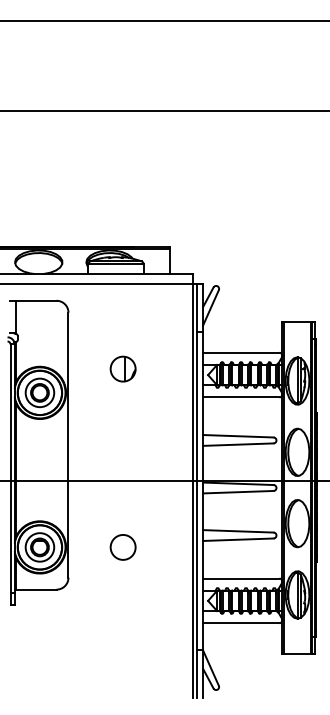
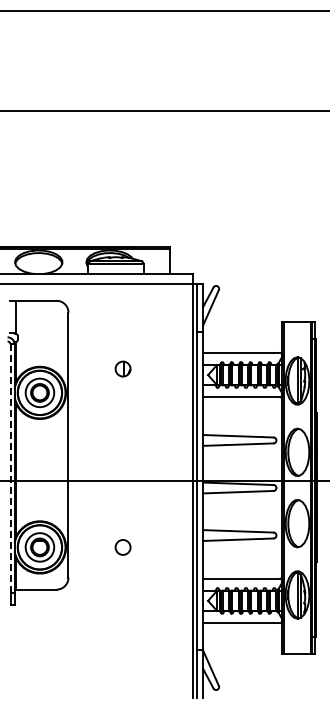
line position: (164, 21) -> (164, 11) (164, 11)
part size: 28x28 px -> 18x18 px (122, 368)
line: solid -> dashed (10, 468)
circle size: 28x27 px -> 18x17 px (122, 547)
